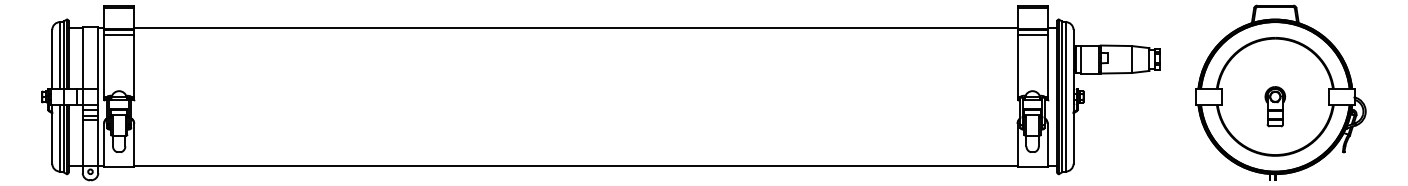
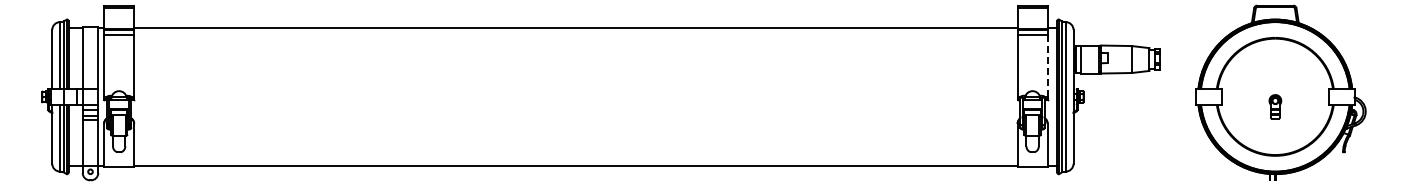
line: solid -> dashed (1047, 66)
part size: 23x42 px -> 15x26 px (1275, 106)
